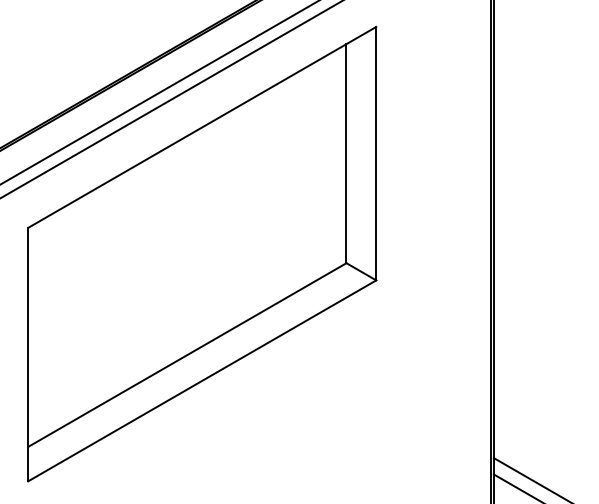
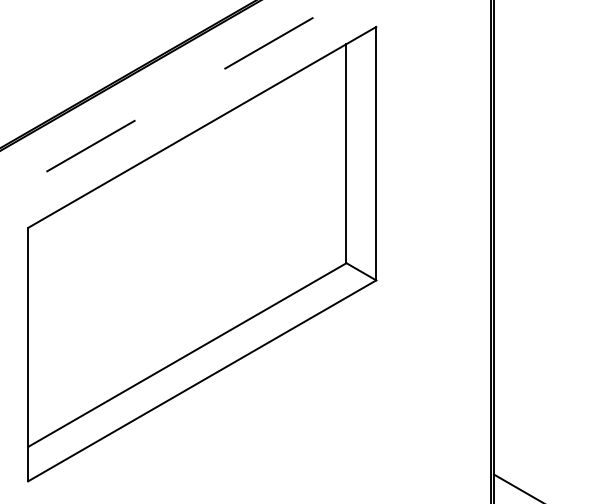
line: present -> none (159, 92)
line: solid -> dashed (171, 99)
line: present -> none (530, 479)
